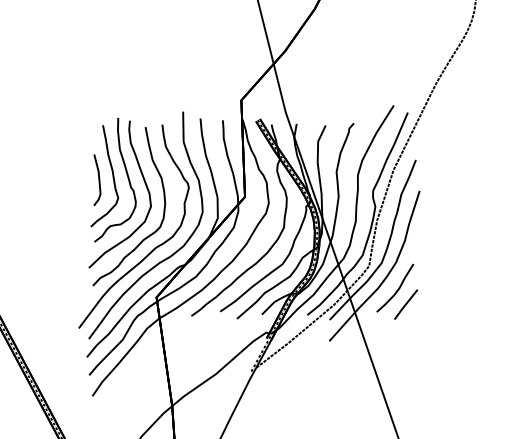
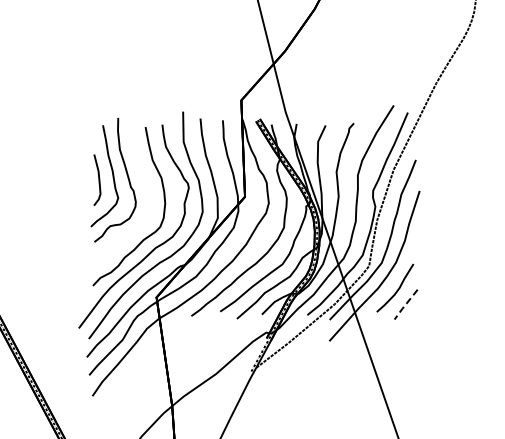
curve: present -> none (145, 186)
line: solid -> dashed (405, 305)
